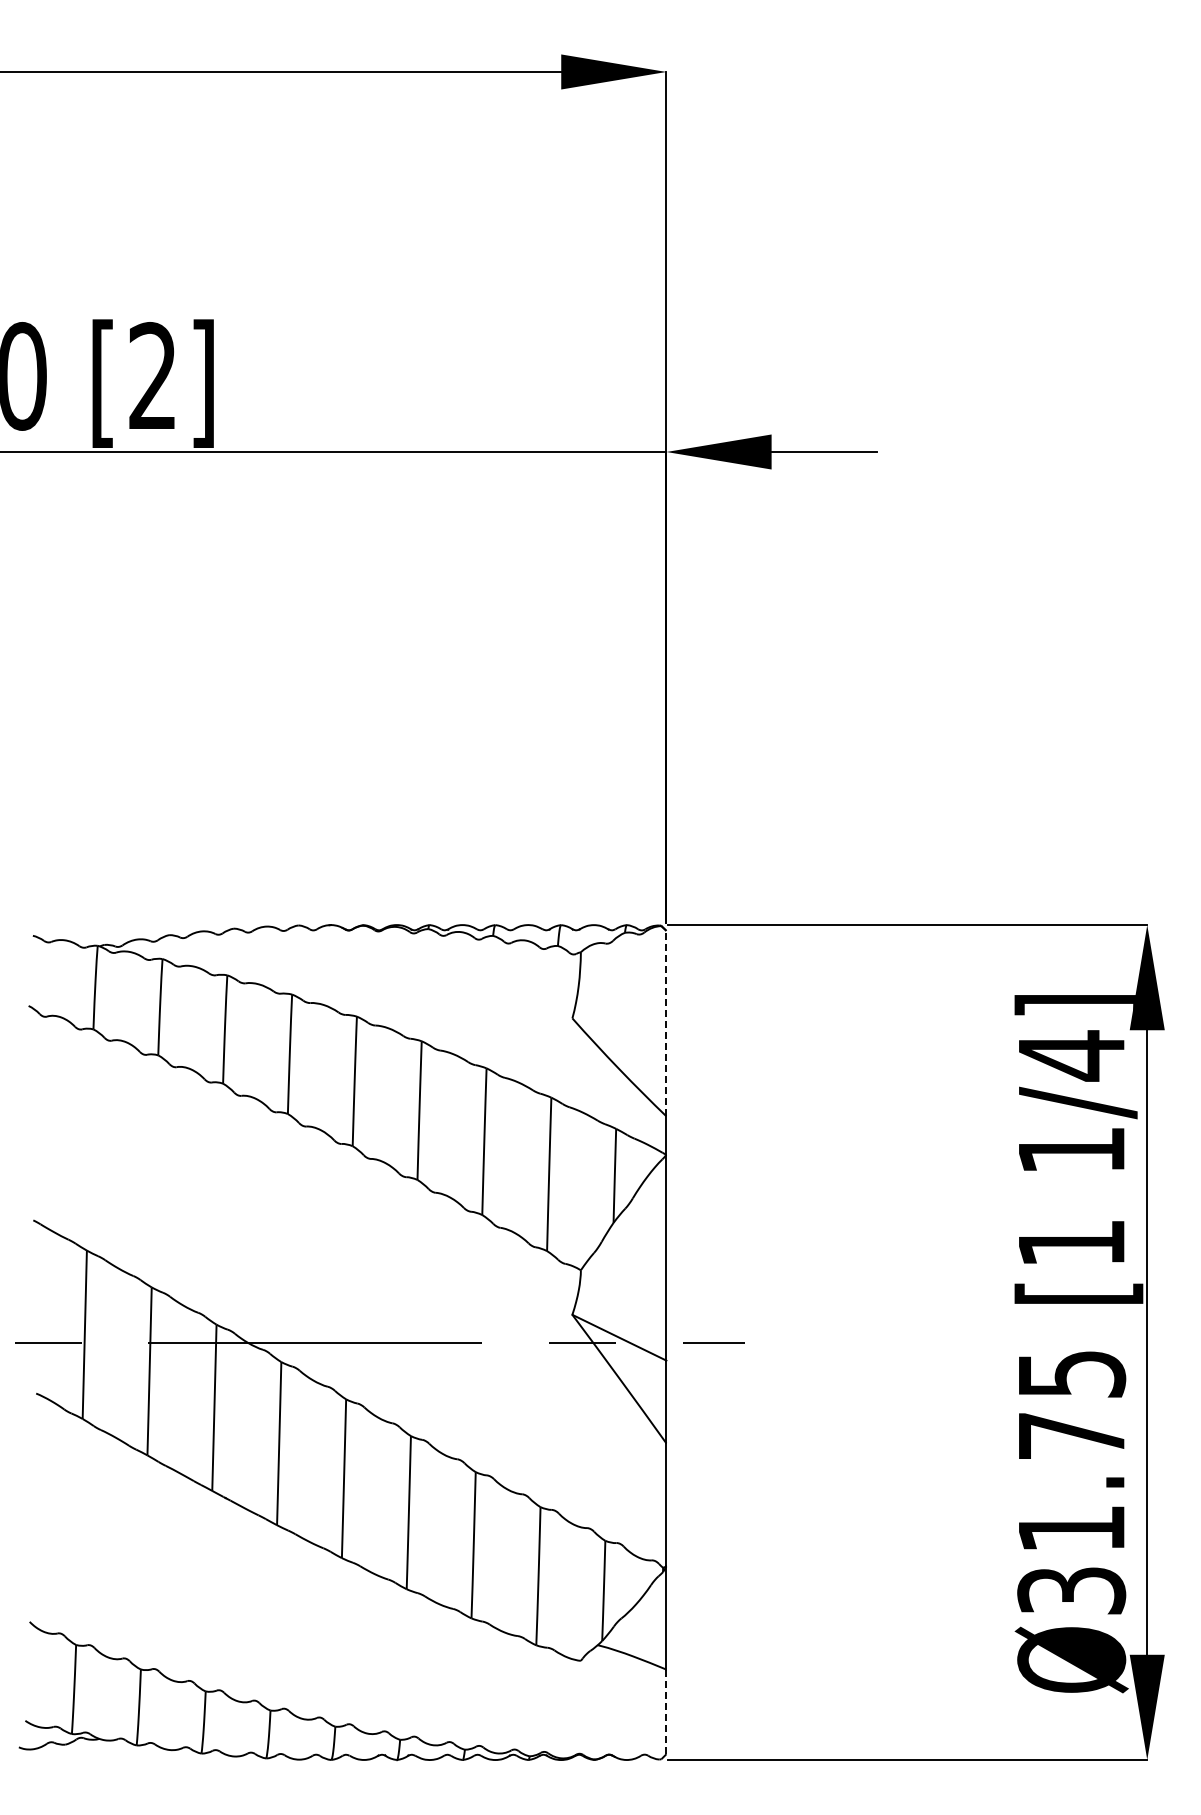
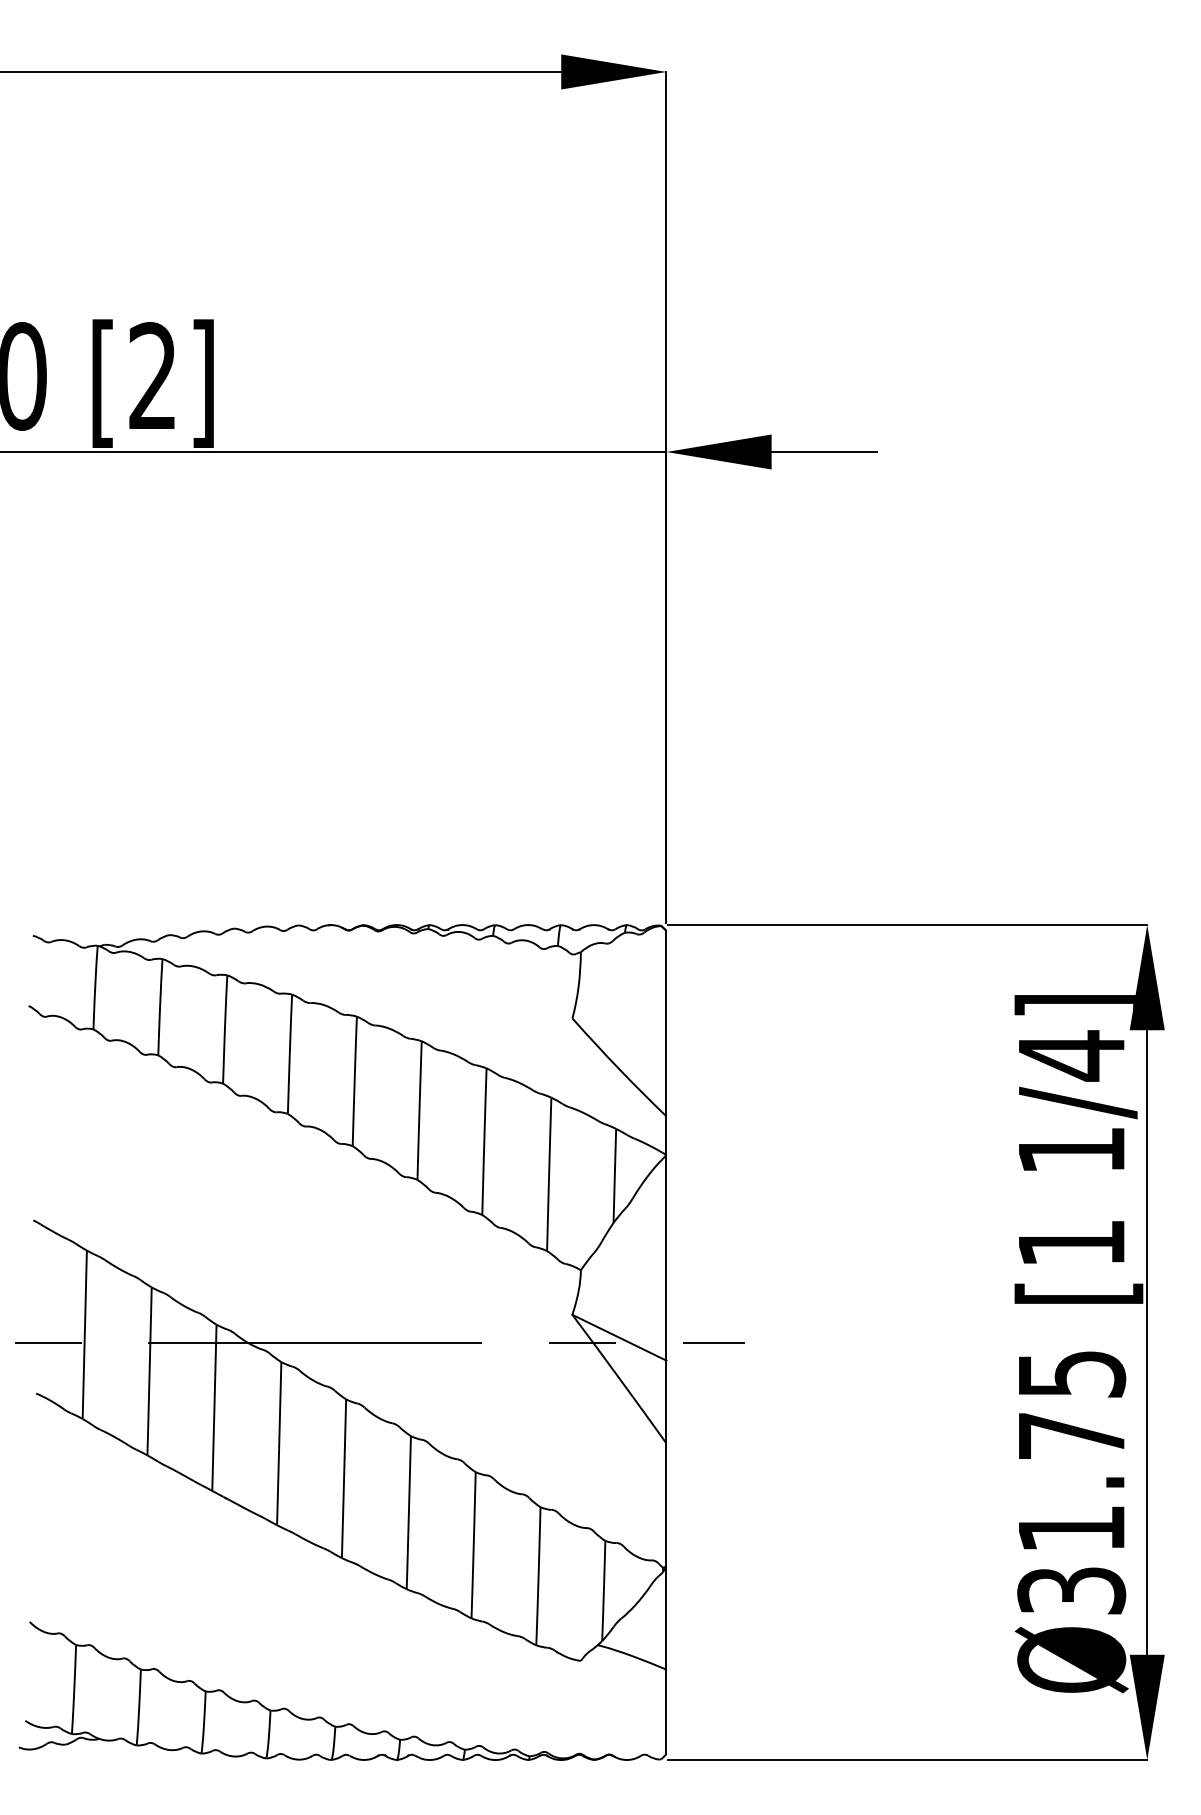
line: dashed -> solid (666, 1023)
line: dashed -> solid (666, 1711)
